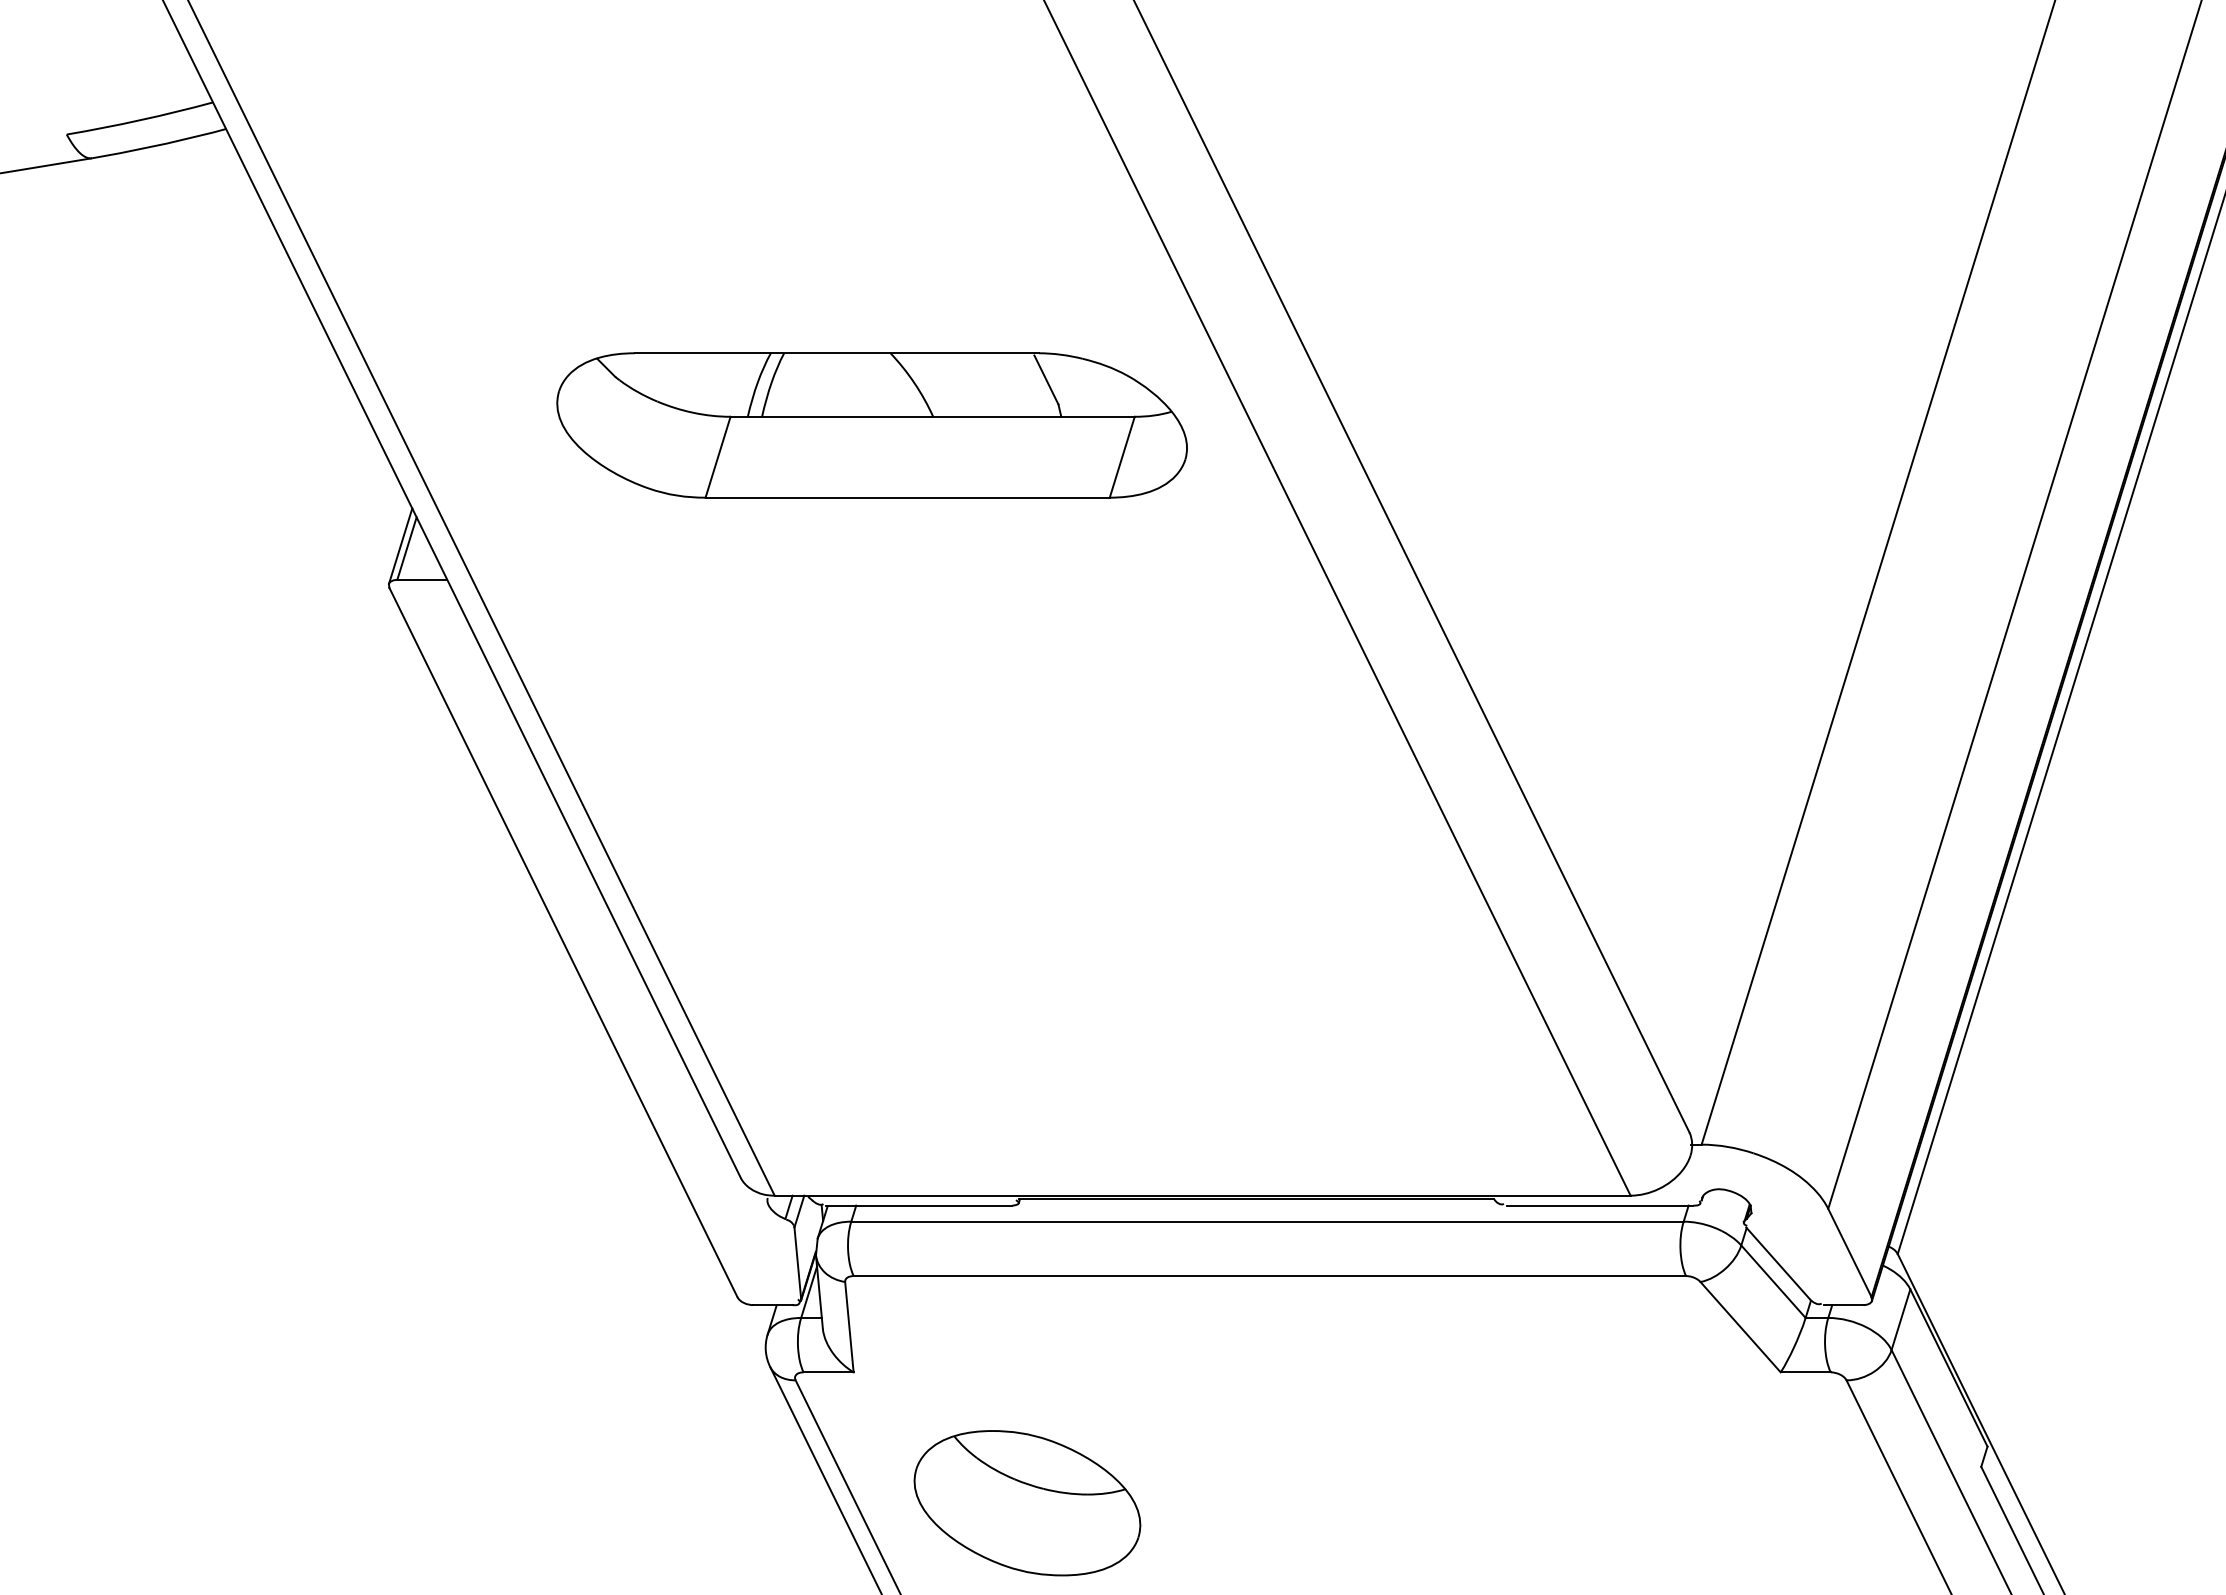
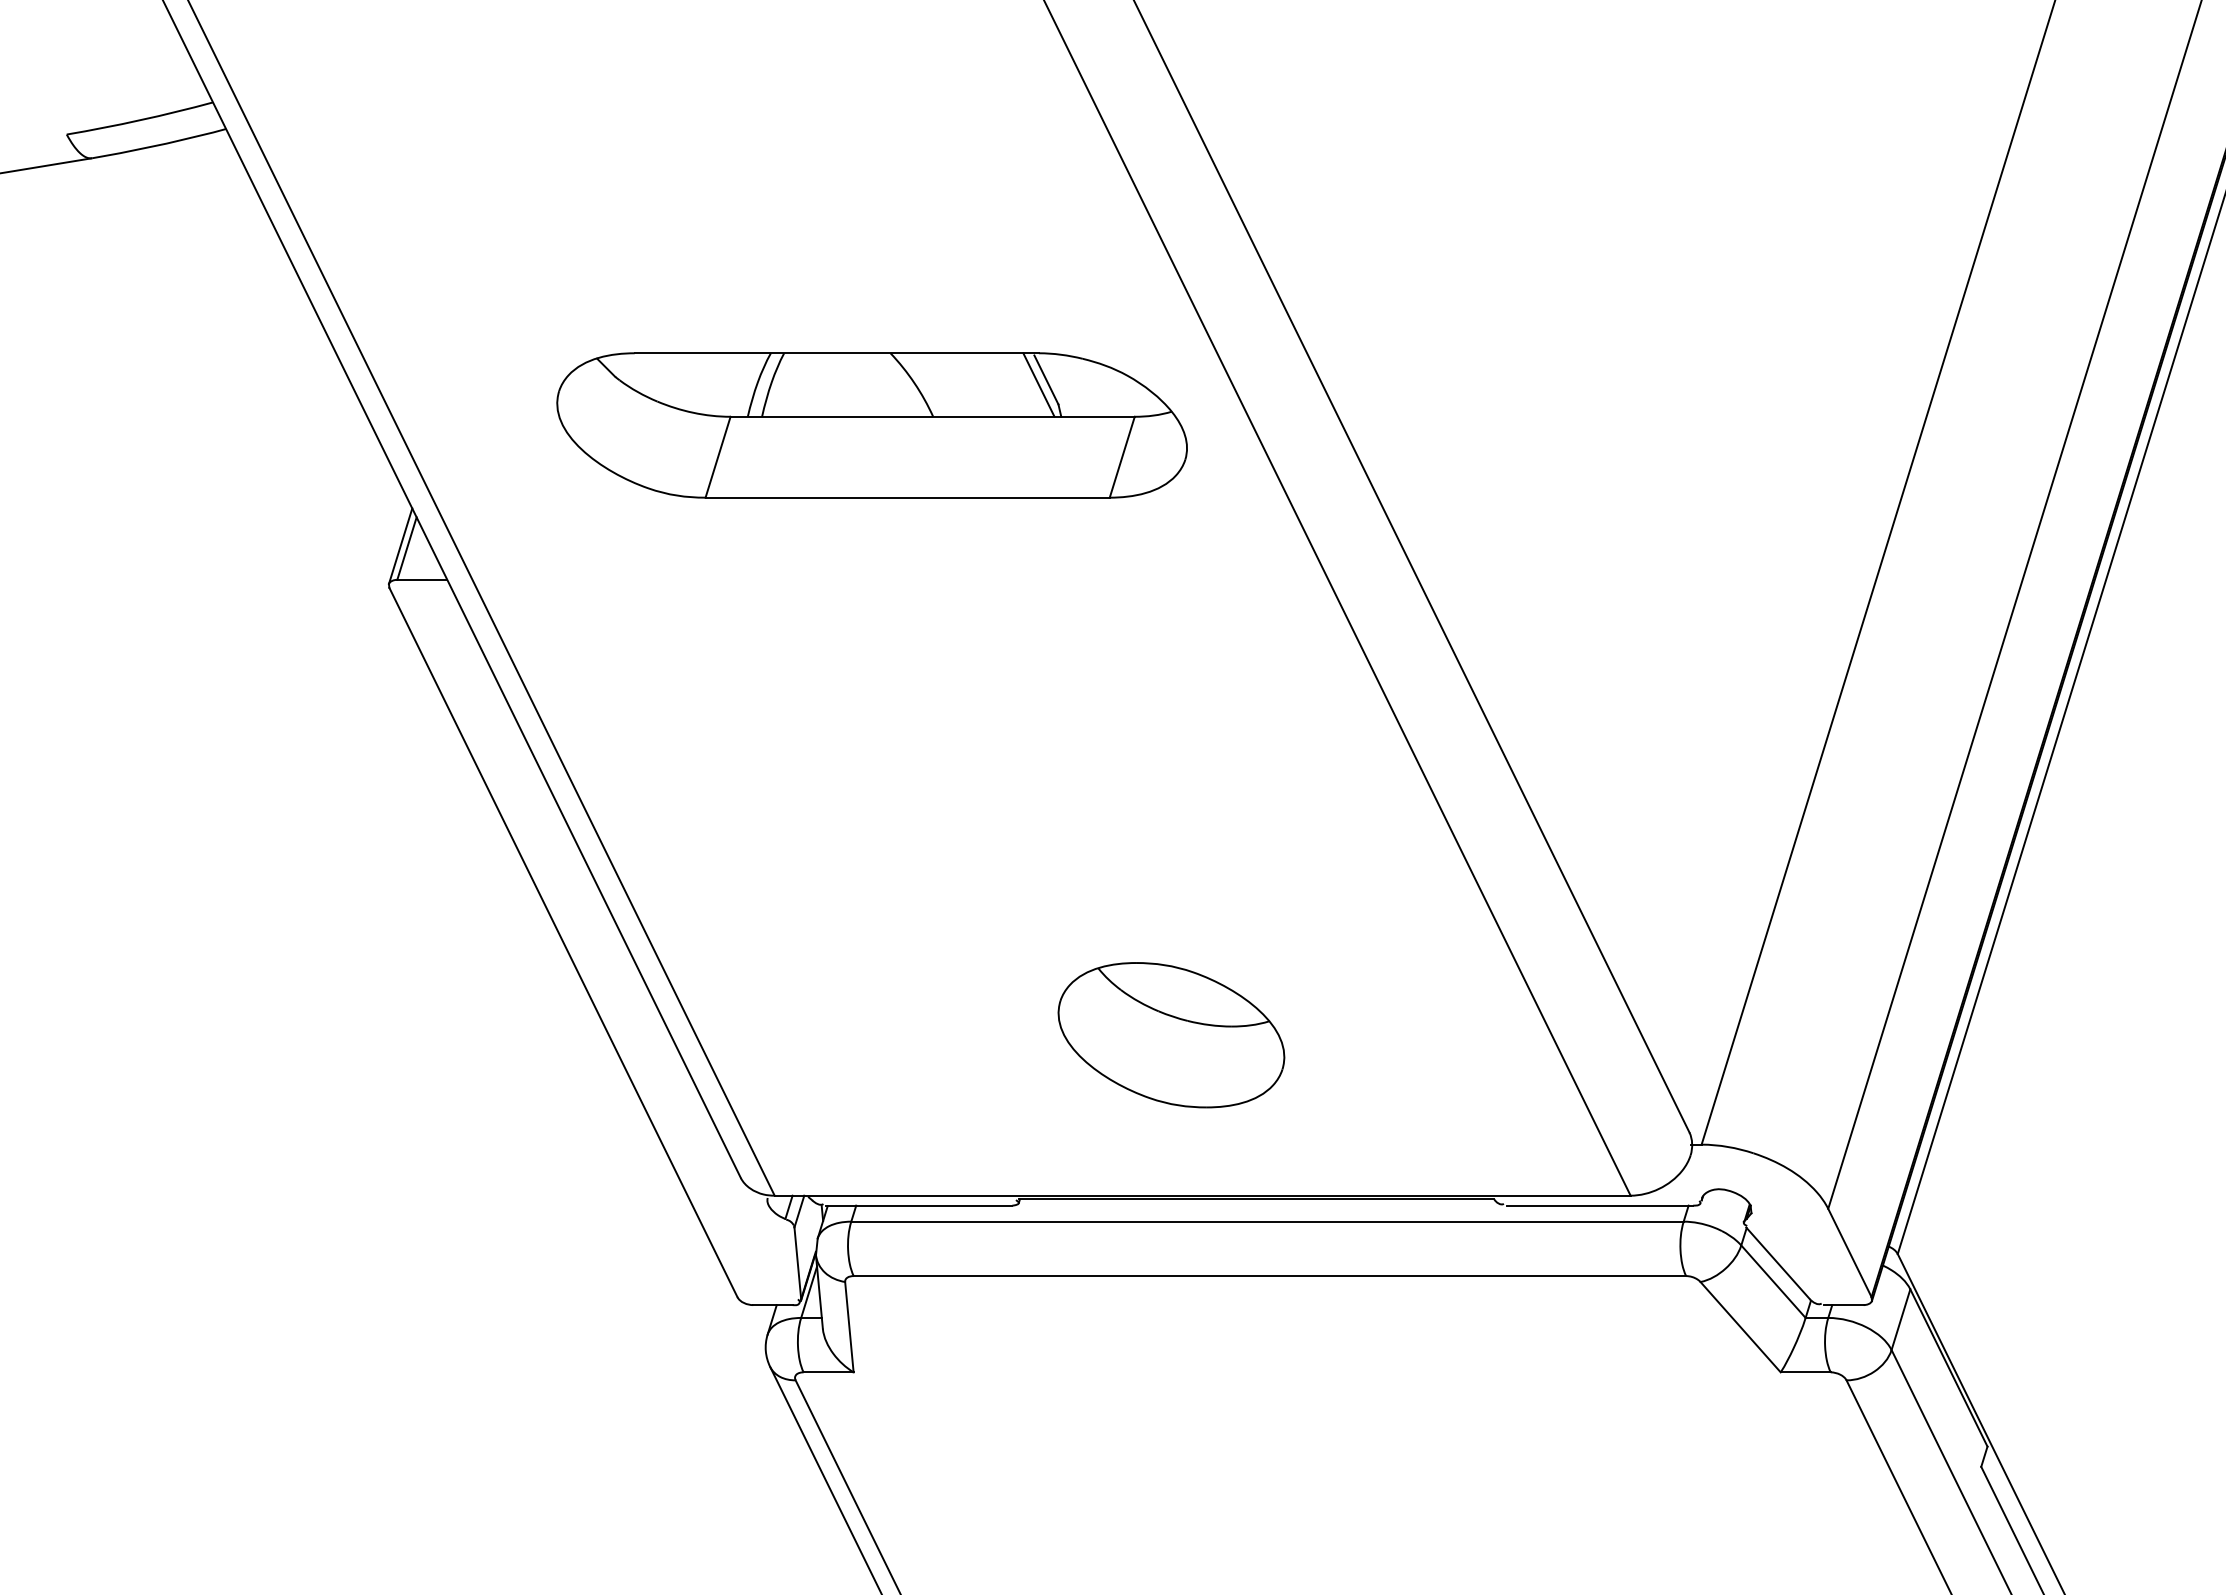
line: none -> present (1038, 384)
part position: (1027, 1503) -> (1171, 1035) (1171, 1035)
